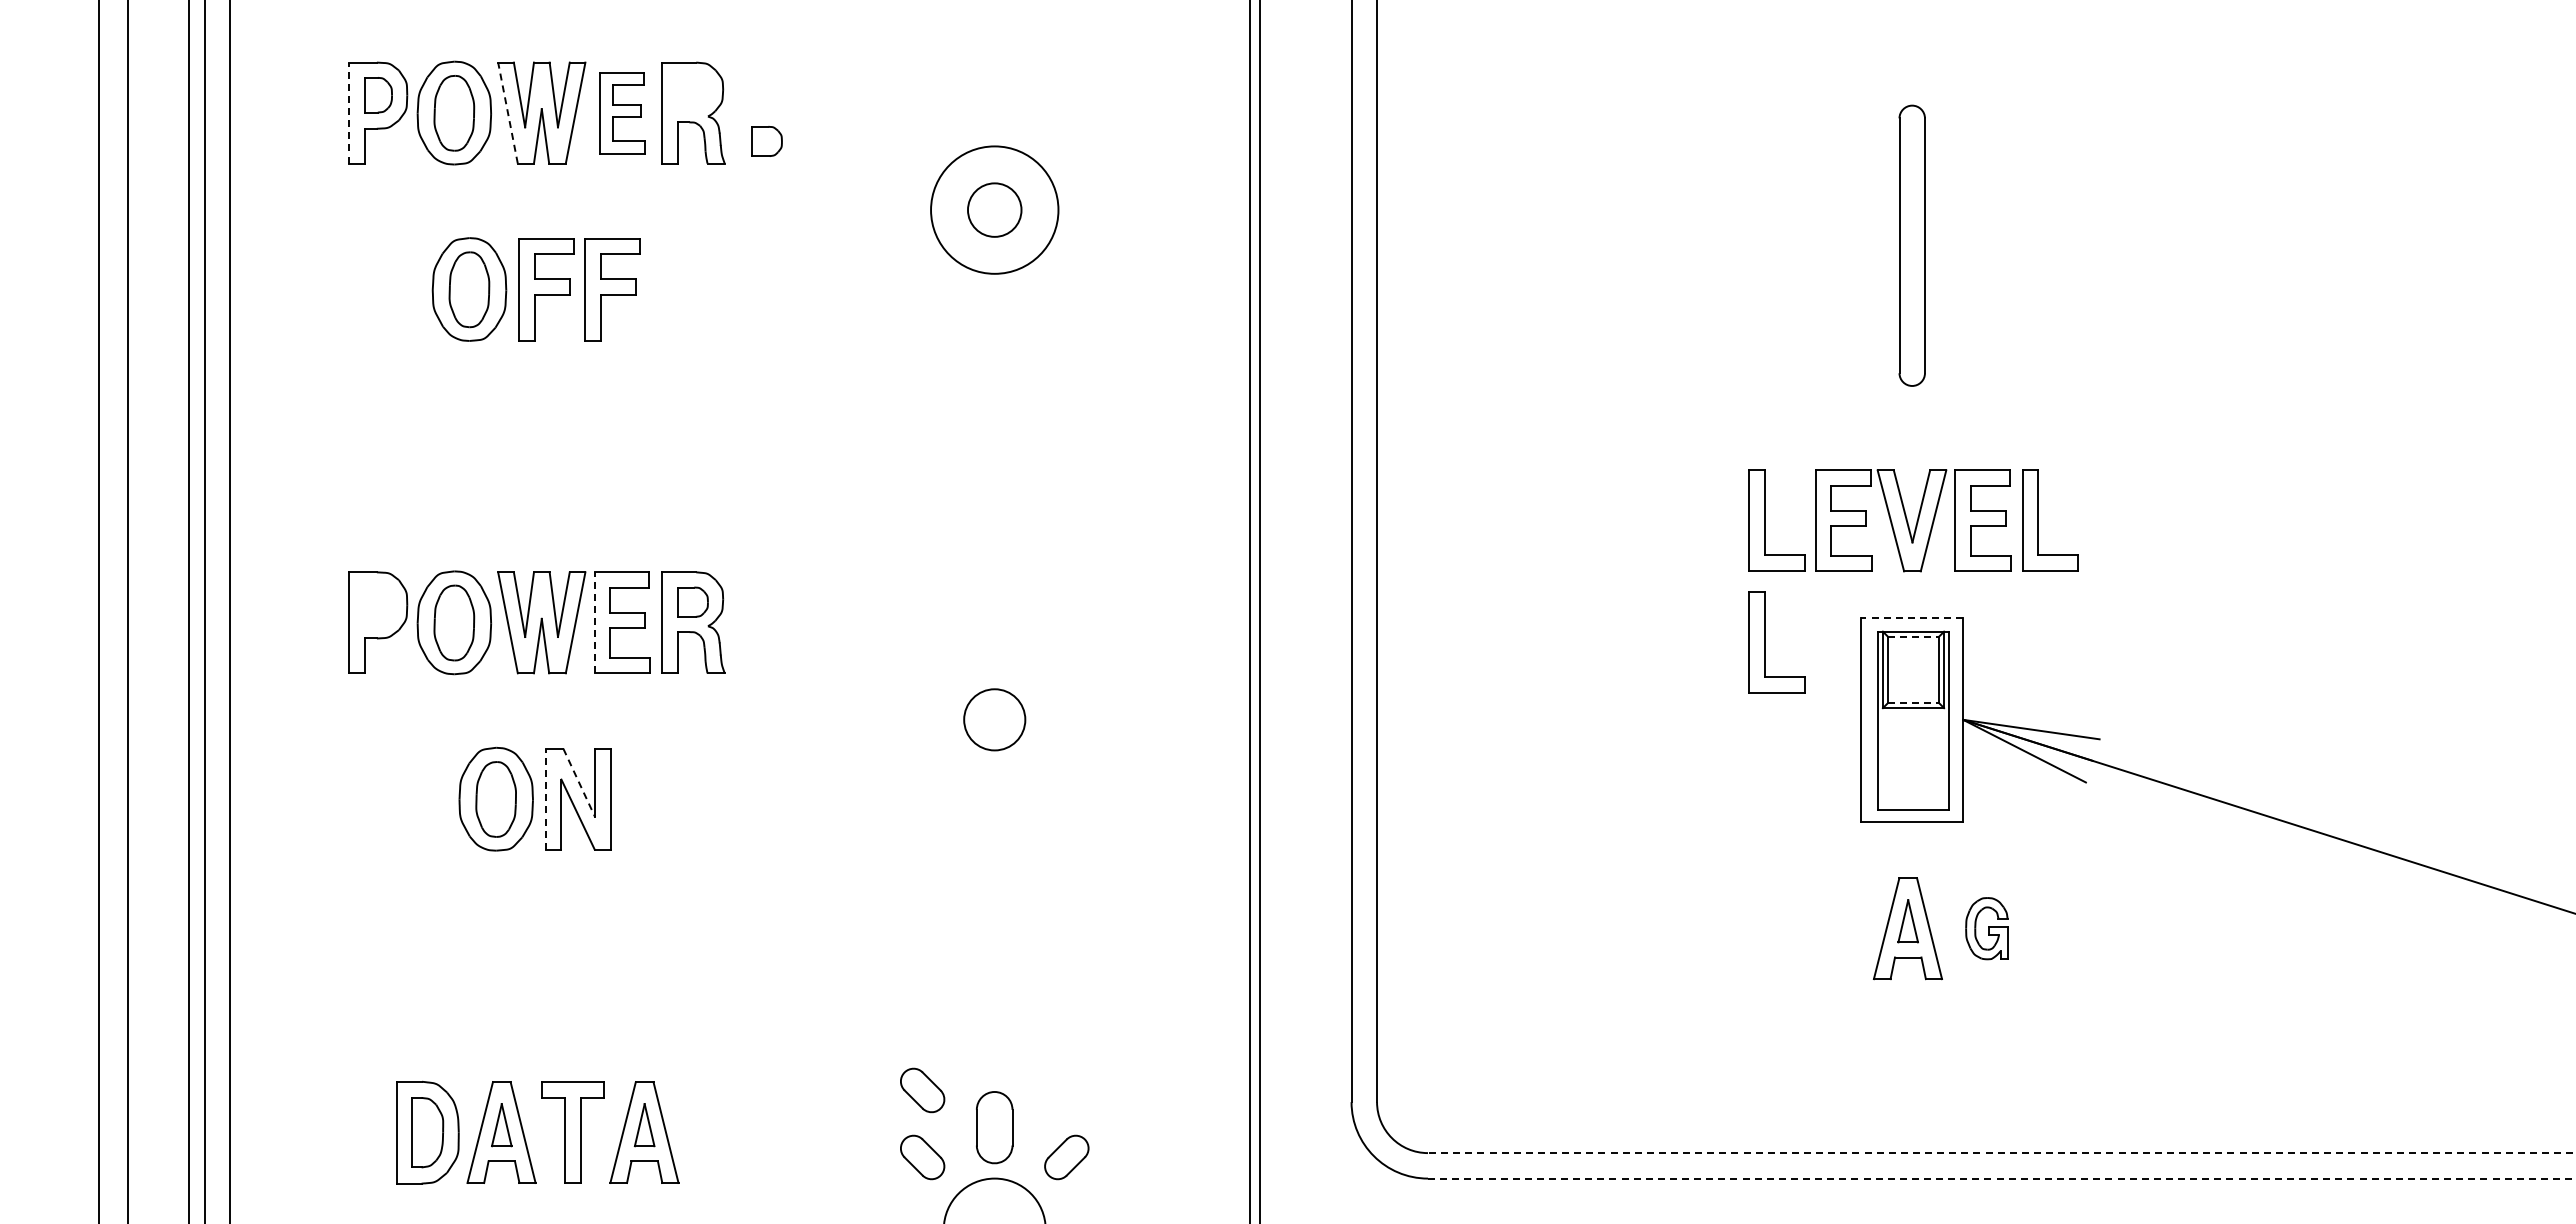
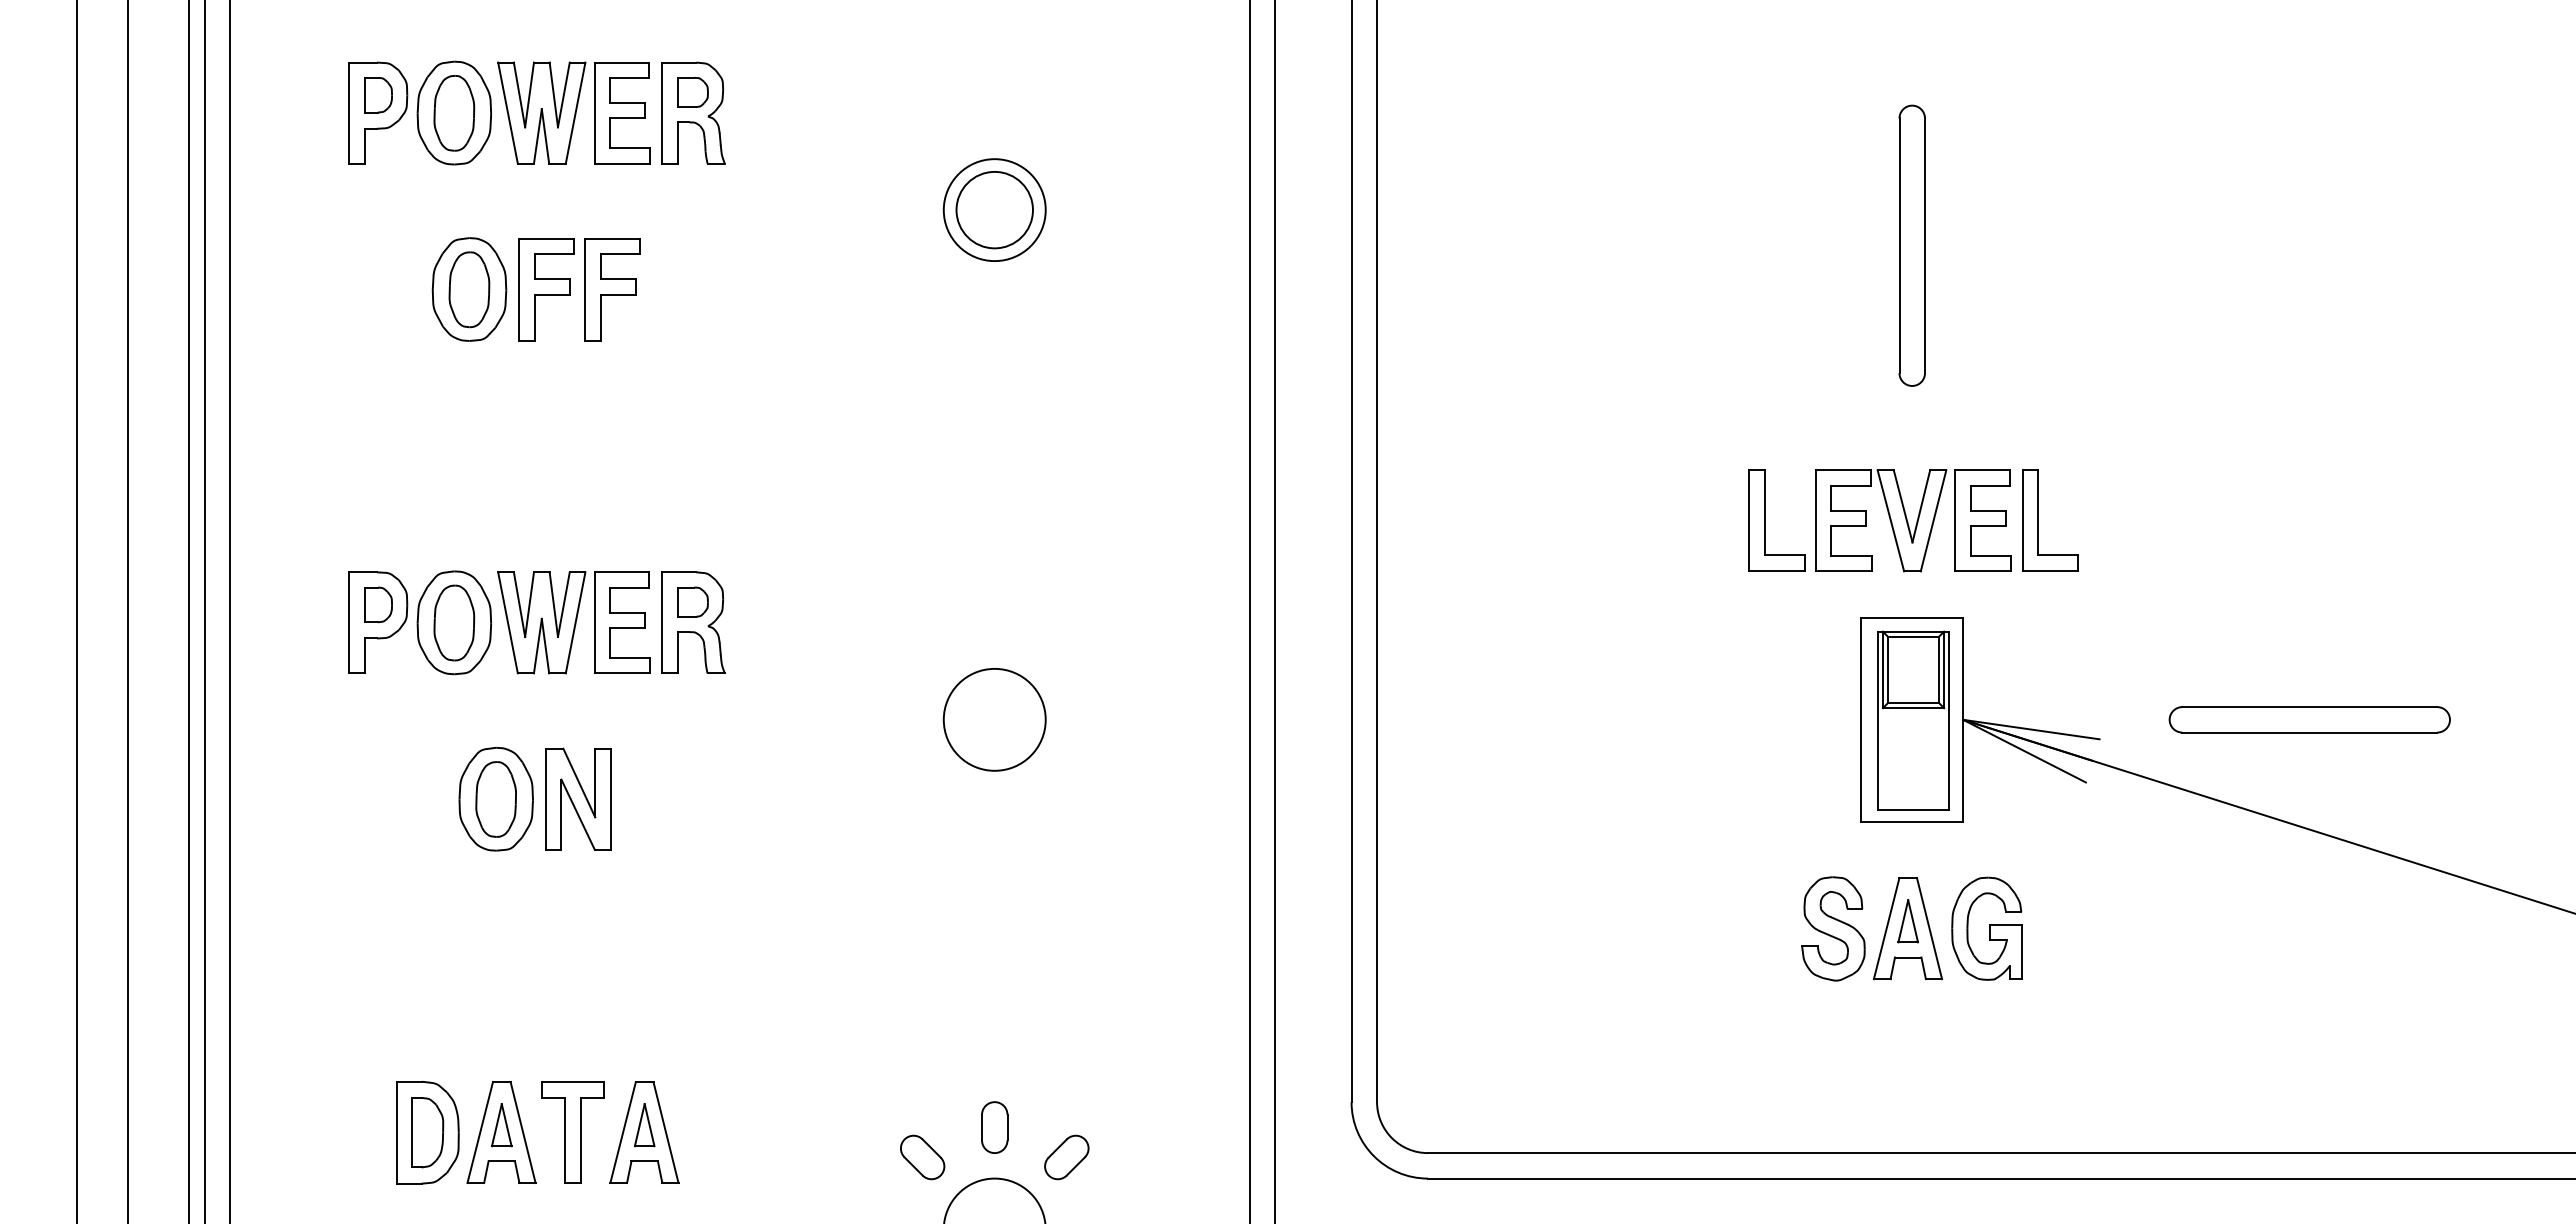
line: dashed -> solid (349, 112)
line: dashed -> solid (507, 112)
part size: 47x83 px -> 57x103 px (622, 113)
part position: (766, 141) -> (692, 92) (692, 92)
circle diameter: 127 px -> 102 px (994, 210)
circle diameter: 54 px -> 76 px (994, 209)
part: none -> present (378, 604)
line position: (99, 611) -> (77, 611) (77, 611)
line position: (1260, 611) -> (1275, 611) (1275, 611)
line: dashed -> solid (1912, 617)
line: dashed -> solid (594, 622)
line: dashed -> solid (1914, 636)
part: present -> none (1765, 642)
line: dashed -> solid (1914, 703)
circle diameter: 61 px -> 102 px (994, 719)
part: none -> present (2309, 719)
line: dashed -> solid (579, 783)
line: dashed -> solid (545, 798)
part: none -> present (1833, 928)
part size: 44x64 px -> 72x105 px (1986, 928)
part: present -> none (922, 1090)
part size: 38x74 px -> 28x53 px (994, 1127)
line: dashed -> solid (2001, 1153)
line: dashed -> solid (2001, 1178)
